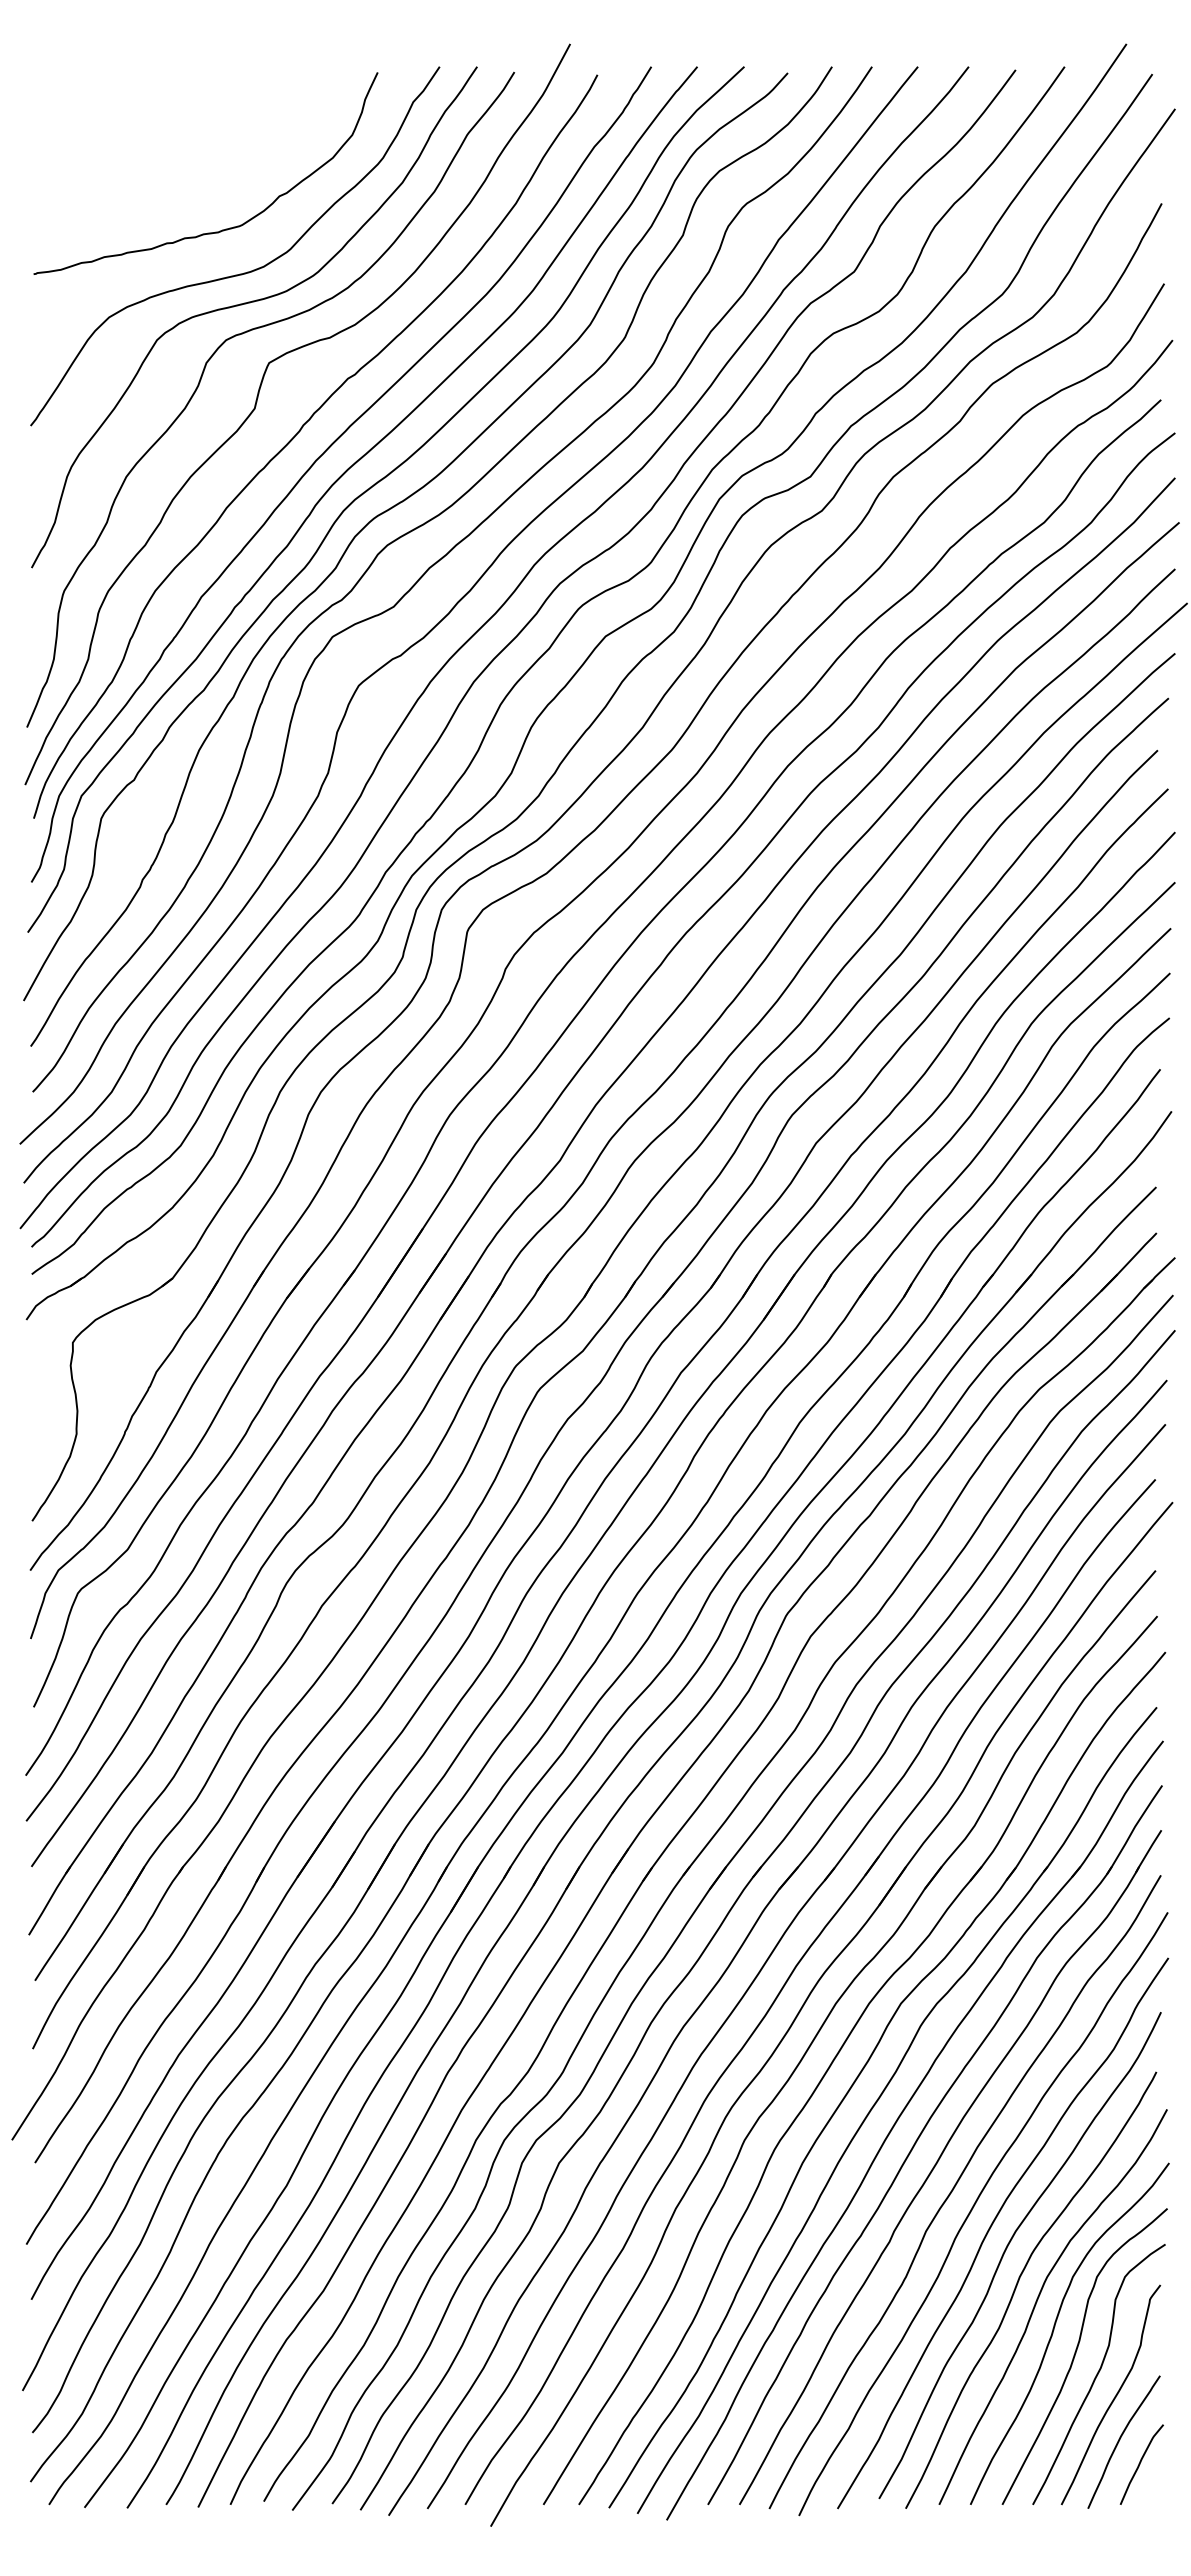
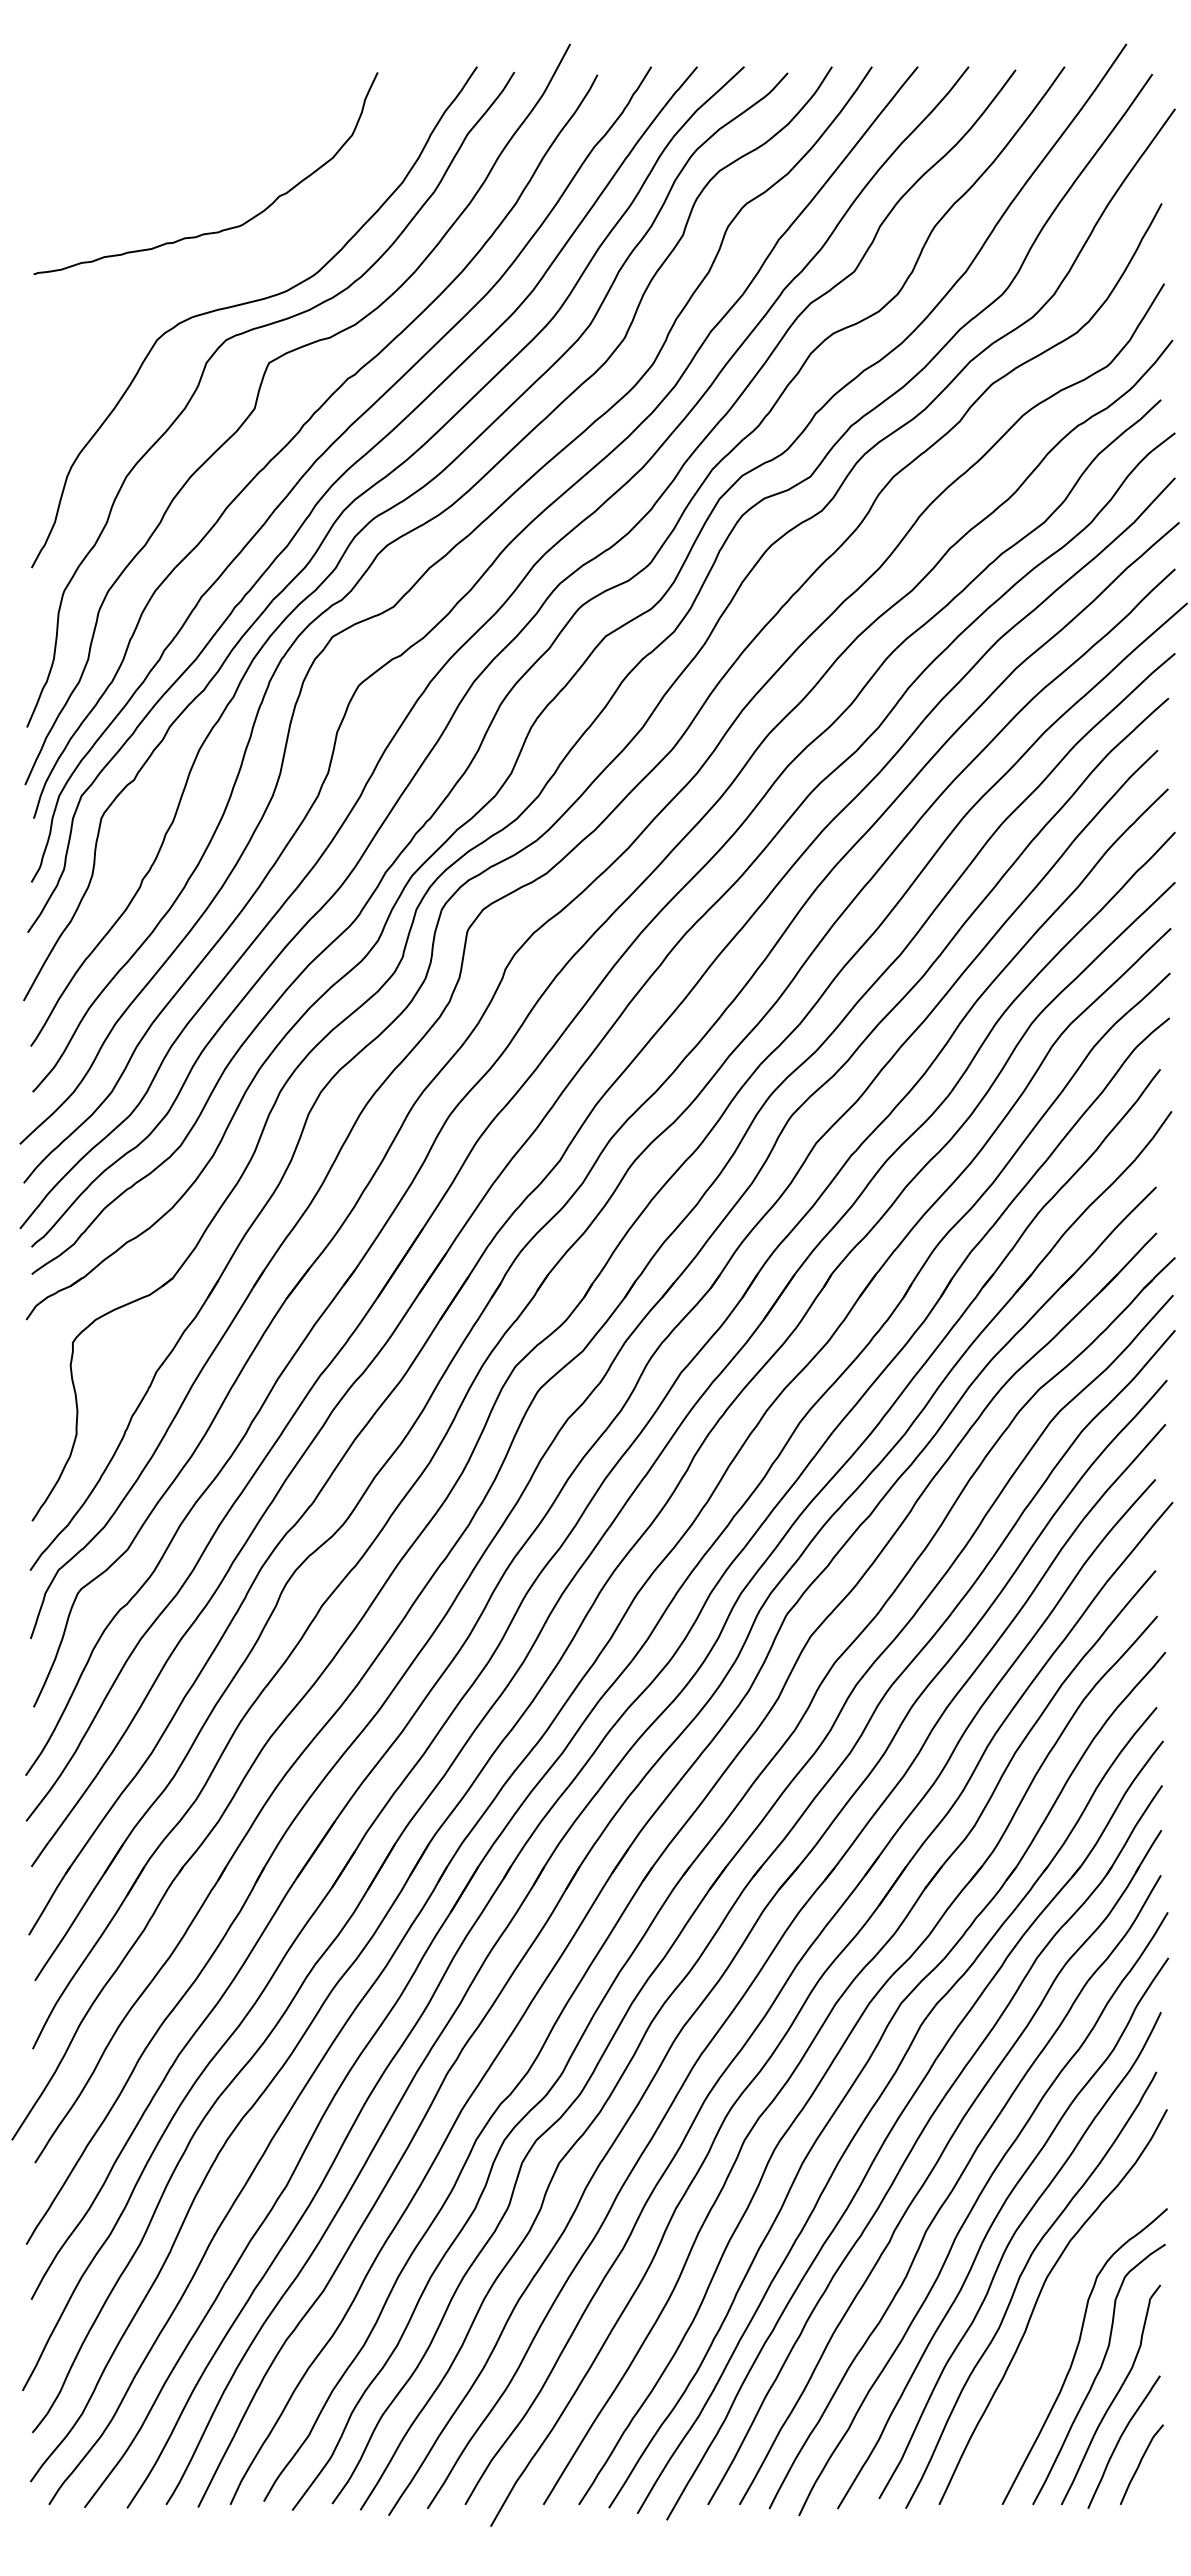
curve: present -> none (239, 273)
curve: present -> none (1054, 2330)
